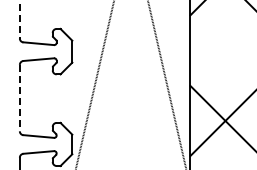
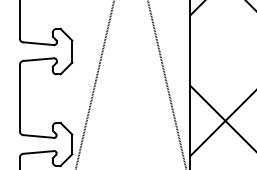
line: dashed -> solid (19, 19)
line: dashed -> solid (19, 98)
